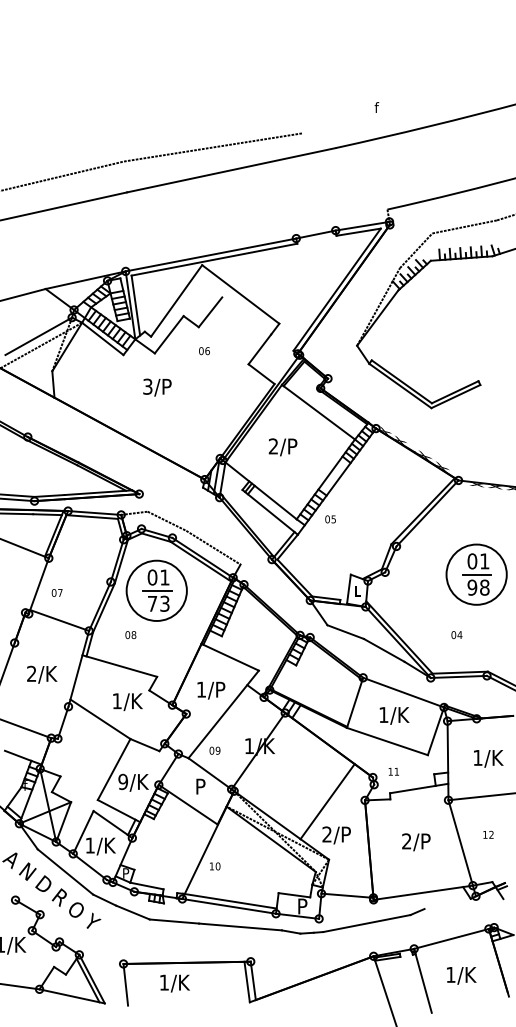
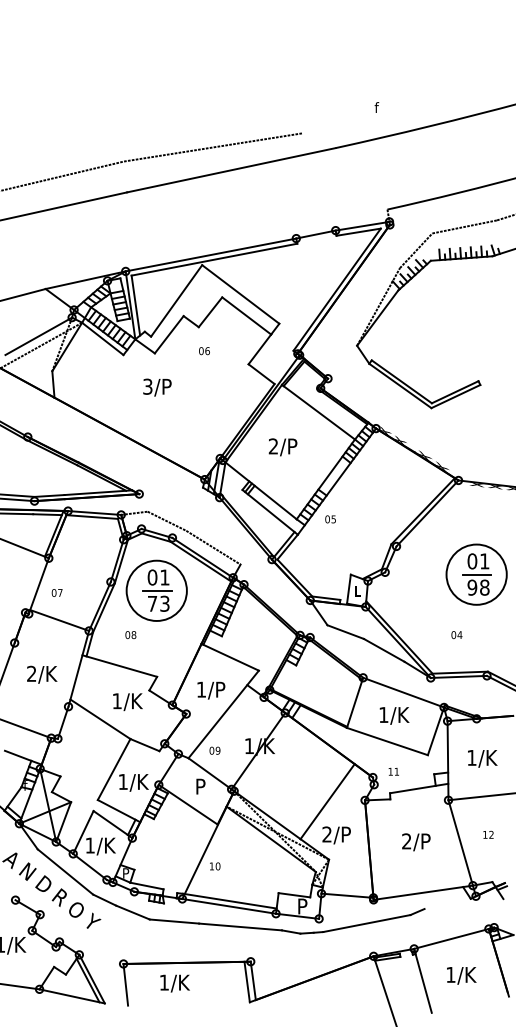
line: none -> present (246, 315)
text position: (488, 758) -> (482, 758) (482, 758)
text: 9/K -> 1/K (122, 781)
